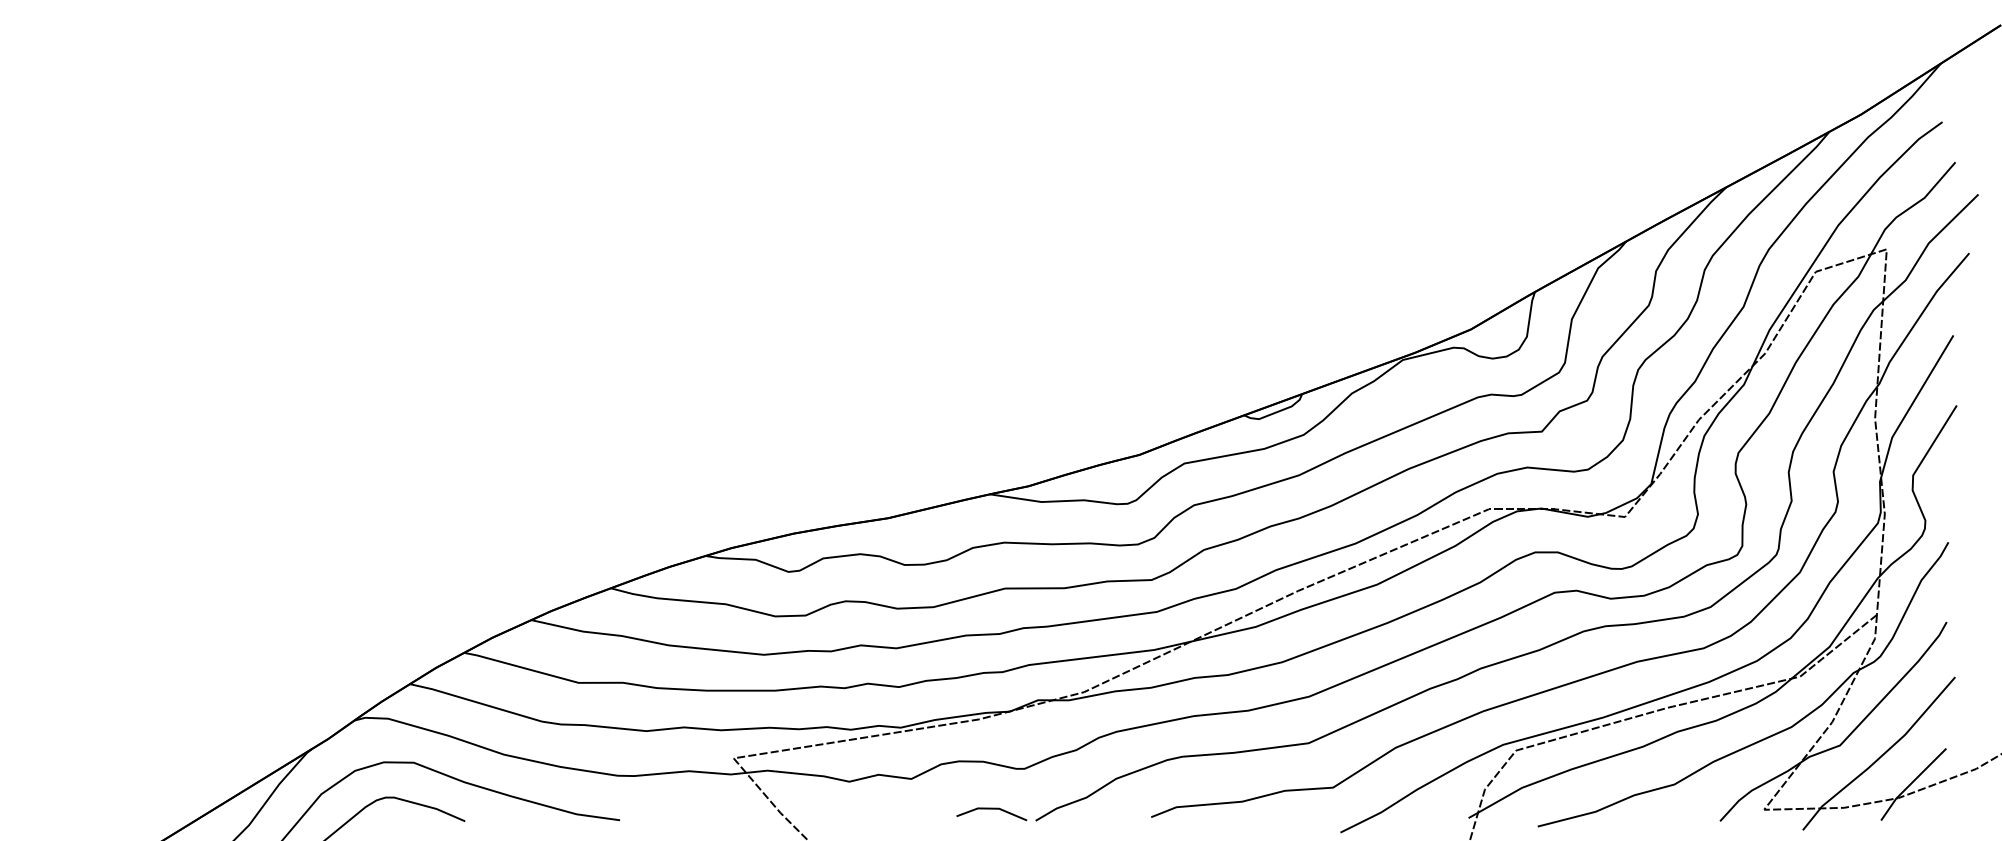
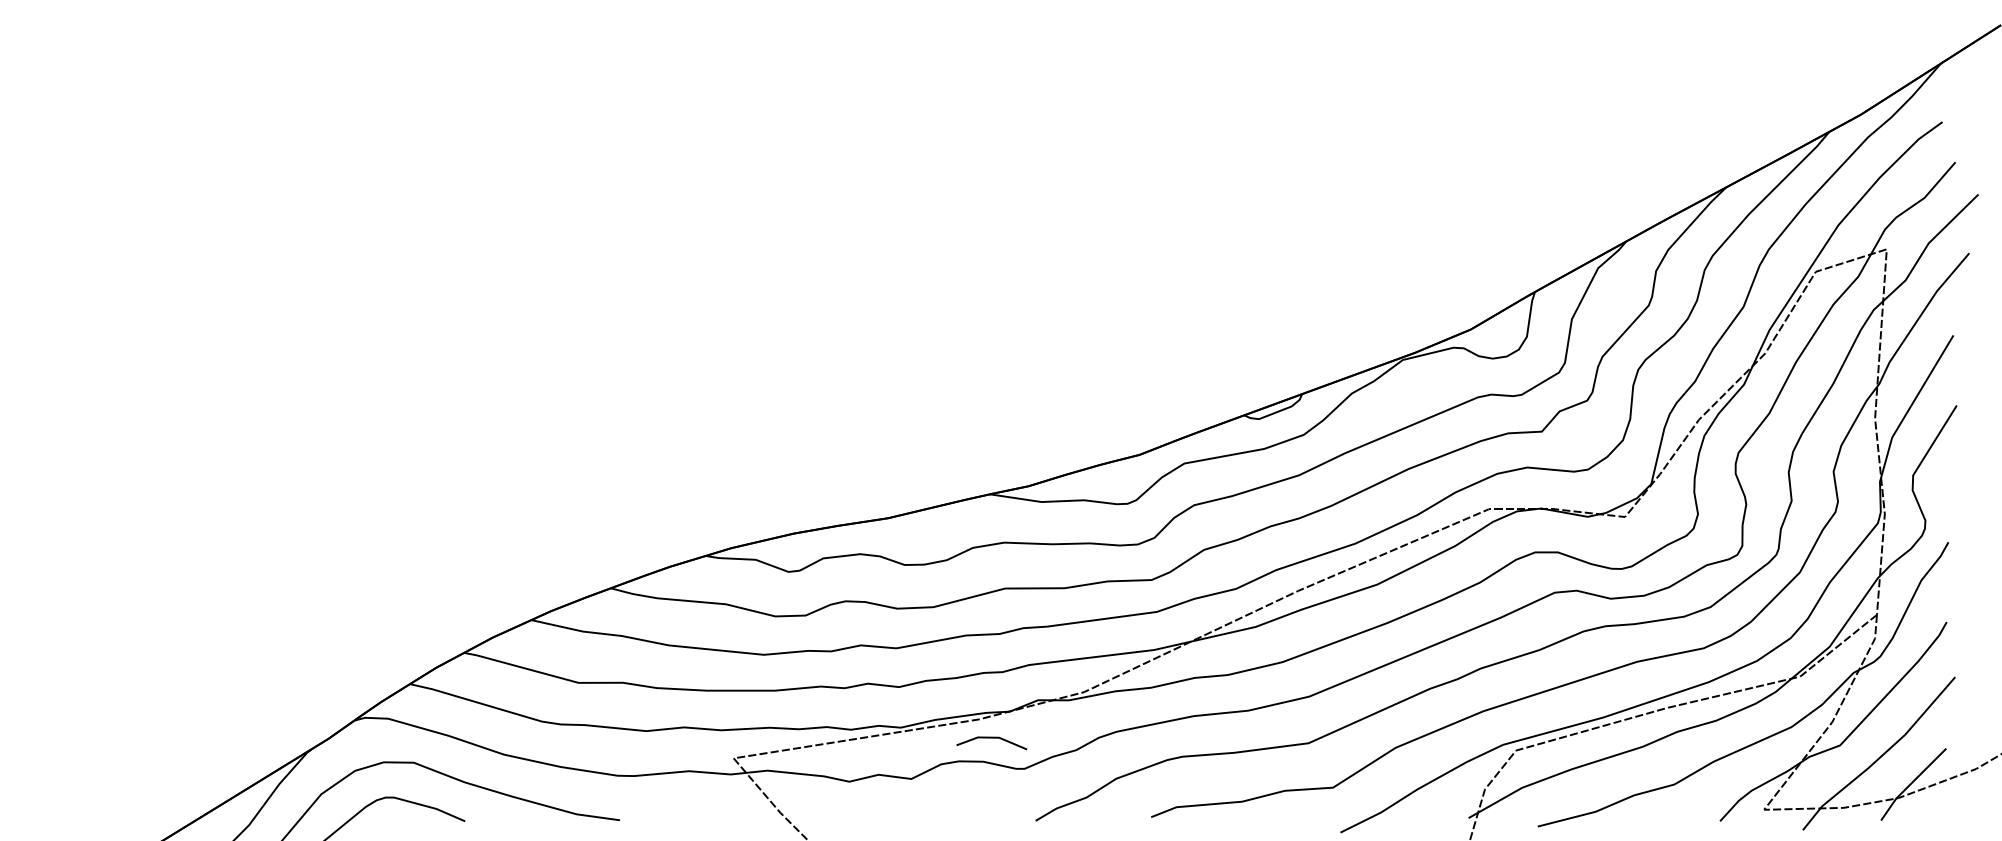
line position: (991, 809) -> (991, 738) (991, 738)
